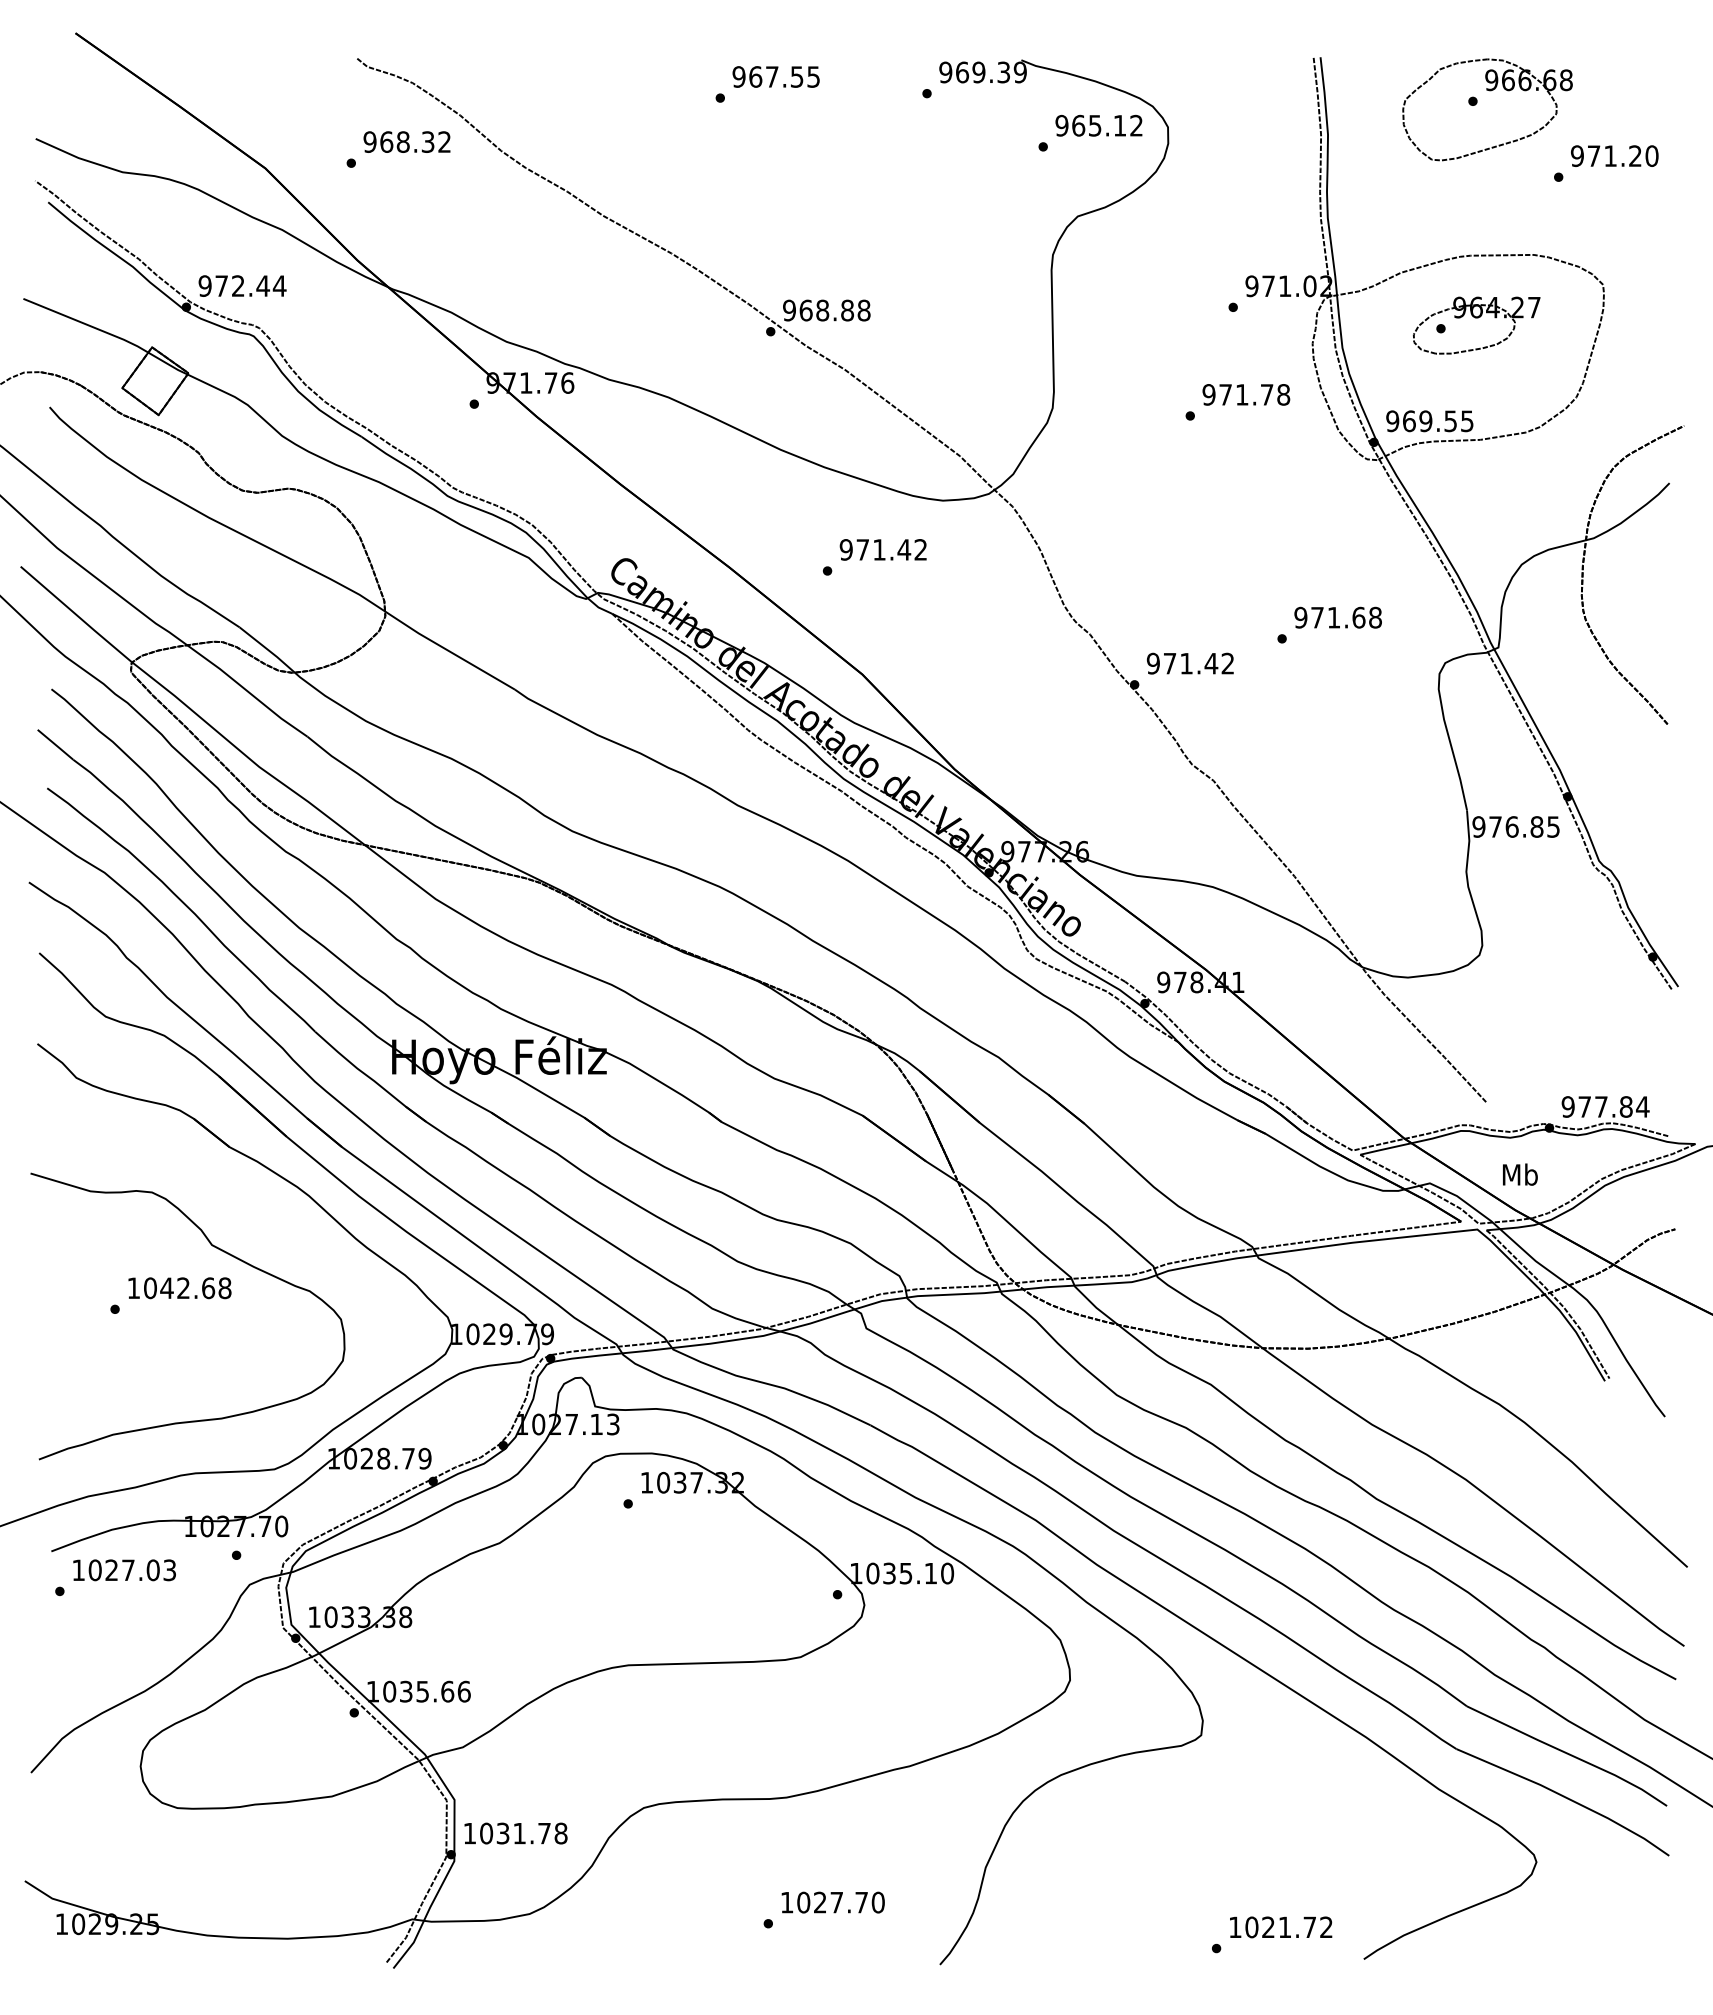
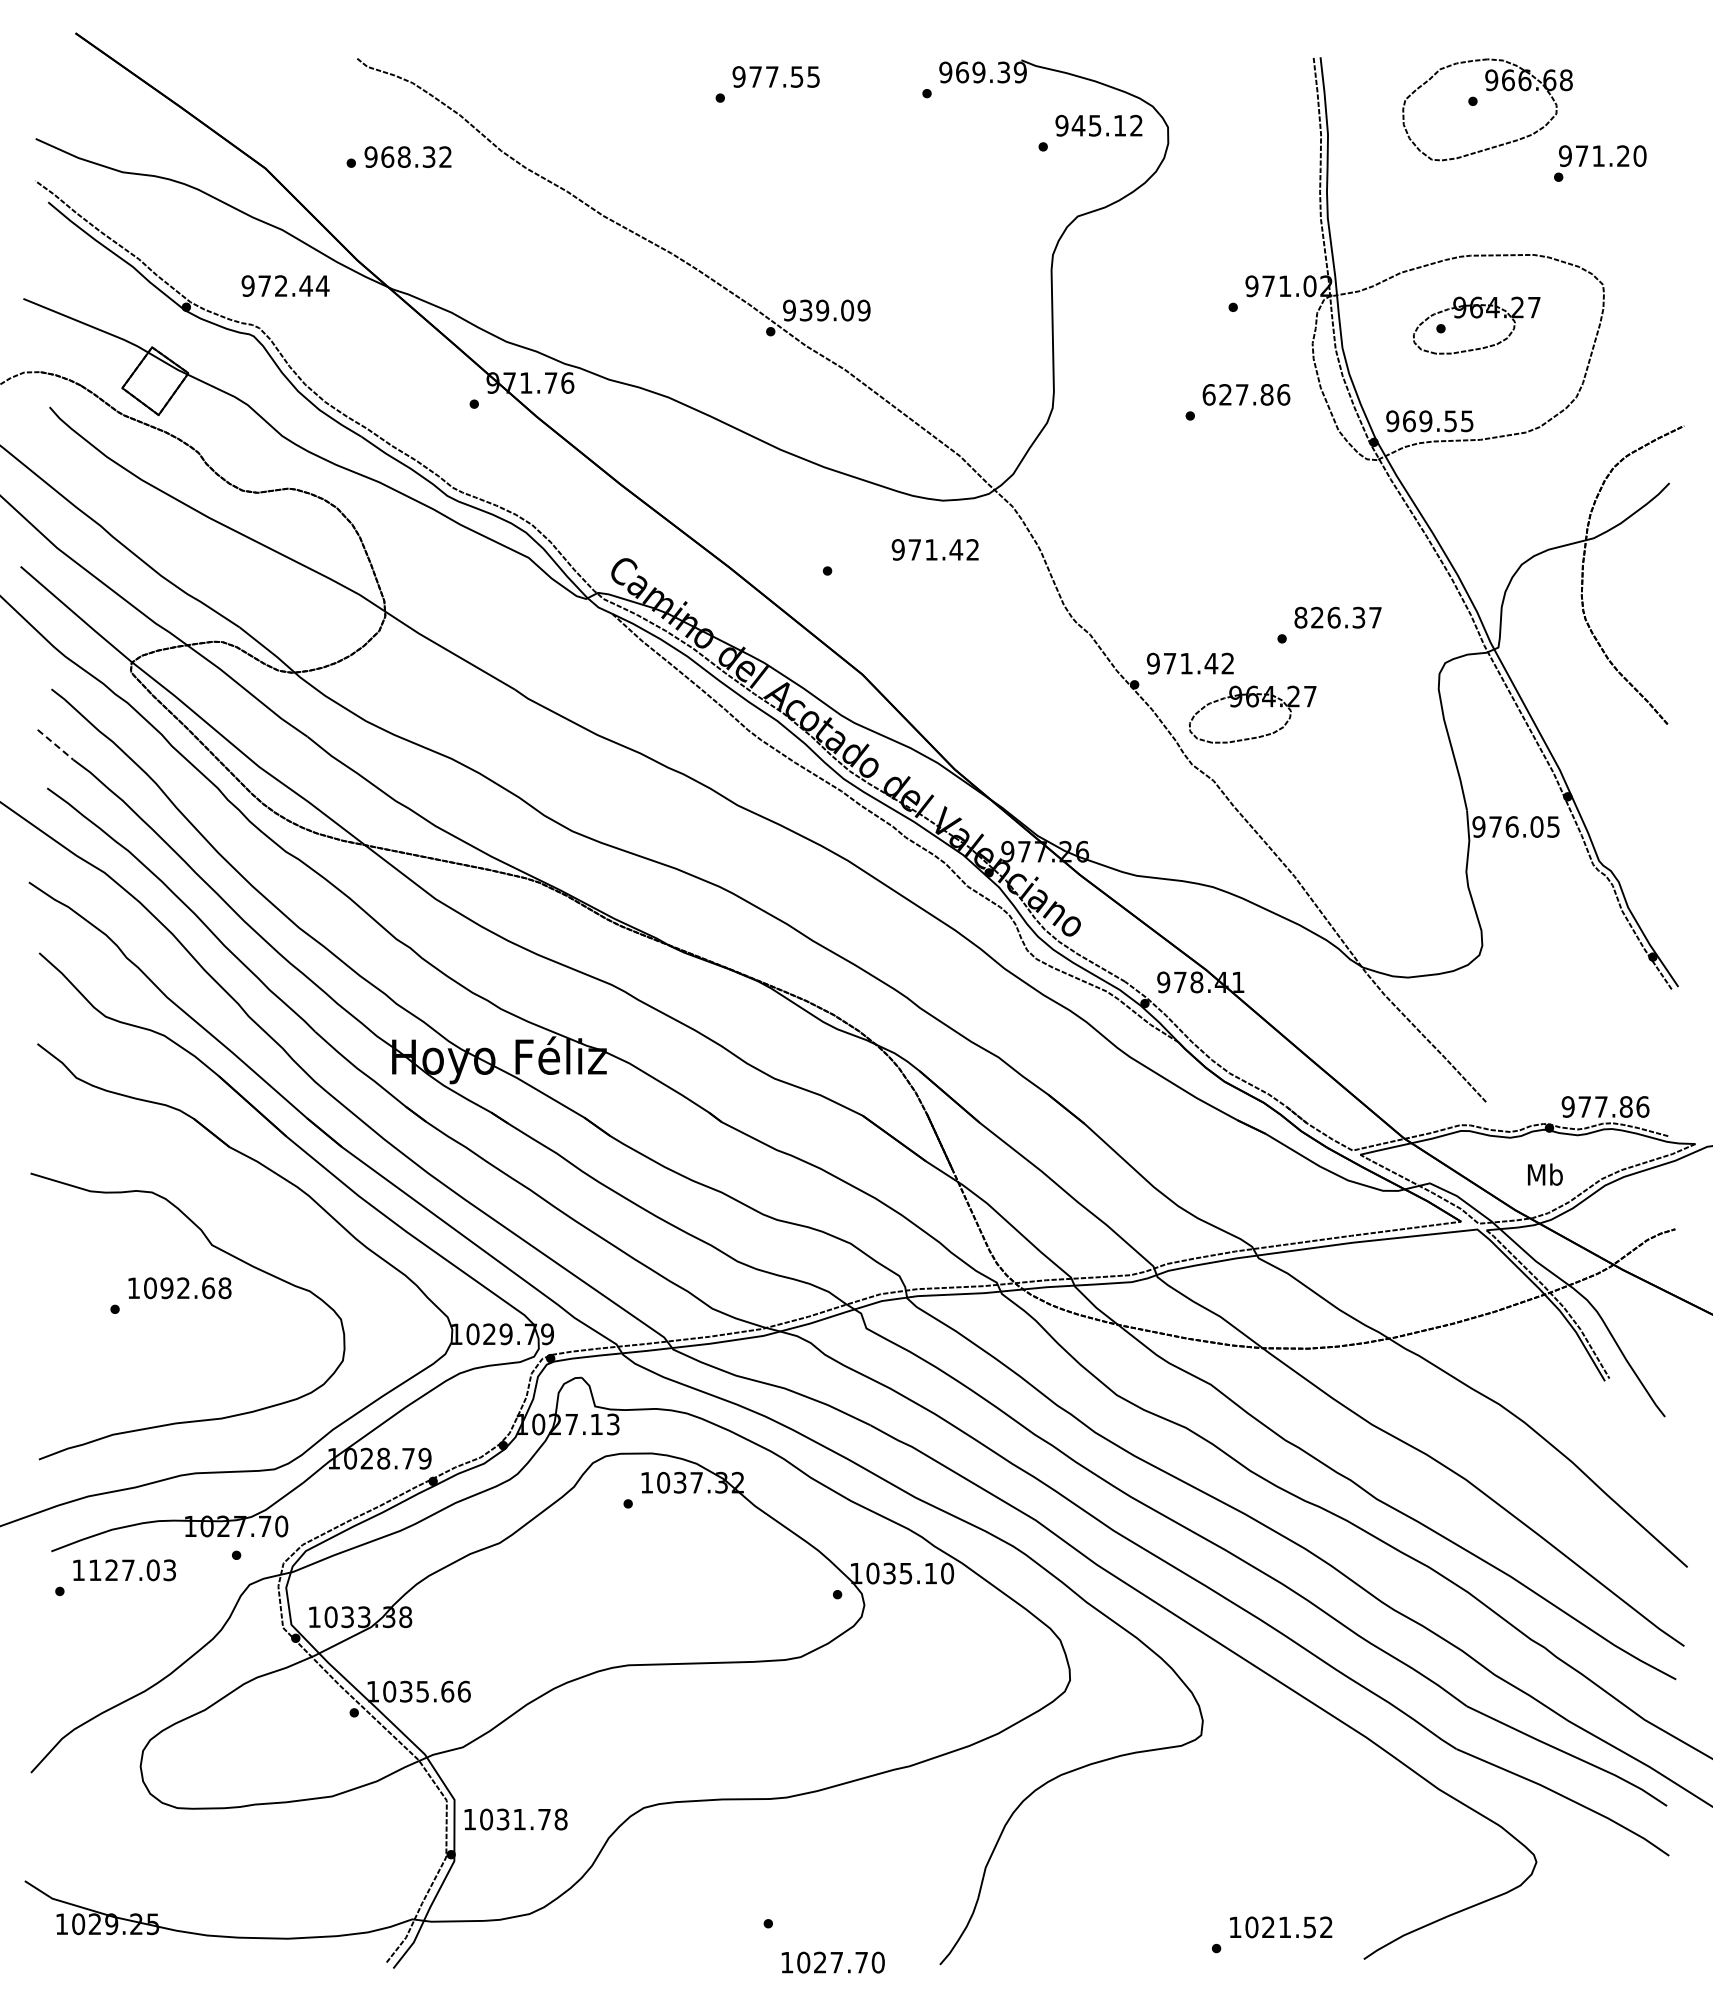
text: 967.55 -> 977.55 (755, 76)
text: 965.12 -> 945.12 (1078, 125)
text position: (406, 141) -> (407, 156) (407, 156)
text position: (1614, 155) -> (1602, 155) (1602, 155)
text position: (242, 285) -> (285, 285) (285, 285)
text: 968.88 -> 939.09 (834, 310)
text: 971.78 -> 627.86 (1246, 394)
text position: (882, 549) -> (934, 549) (934, 549)
text: 971.68 -> 826.37 (1337, 617)
part: none -> present (1252, 707)
line: solid -> dashed (56, 745)
text: 976.85 -> 976.05 (1536, 826)
text: 977.84 -> 977.86 (1642, 1106)
text position: (1520, 1174) -> (1545, 1174) (1545, 1174)
text: 1042.68 -> 1092.68 (166, 1288)
text: 1027.03 -> 1127.03 (94, 1570)
text position: (515, 1833) -> (515, 1819) (515, 1819)
text position: (832, 1902) -> (832, 1962) (832, 1962)
text: 1021.72 -> 1021.52 (1309, 1927)
